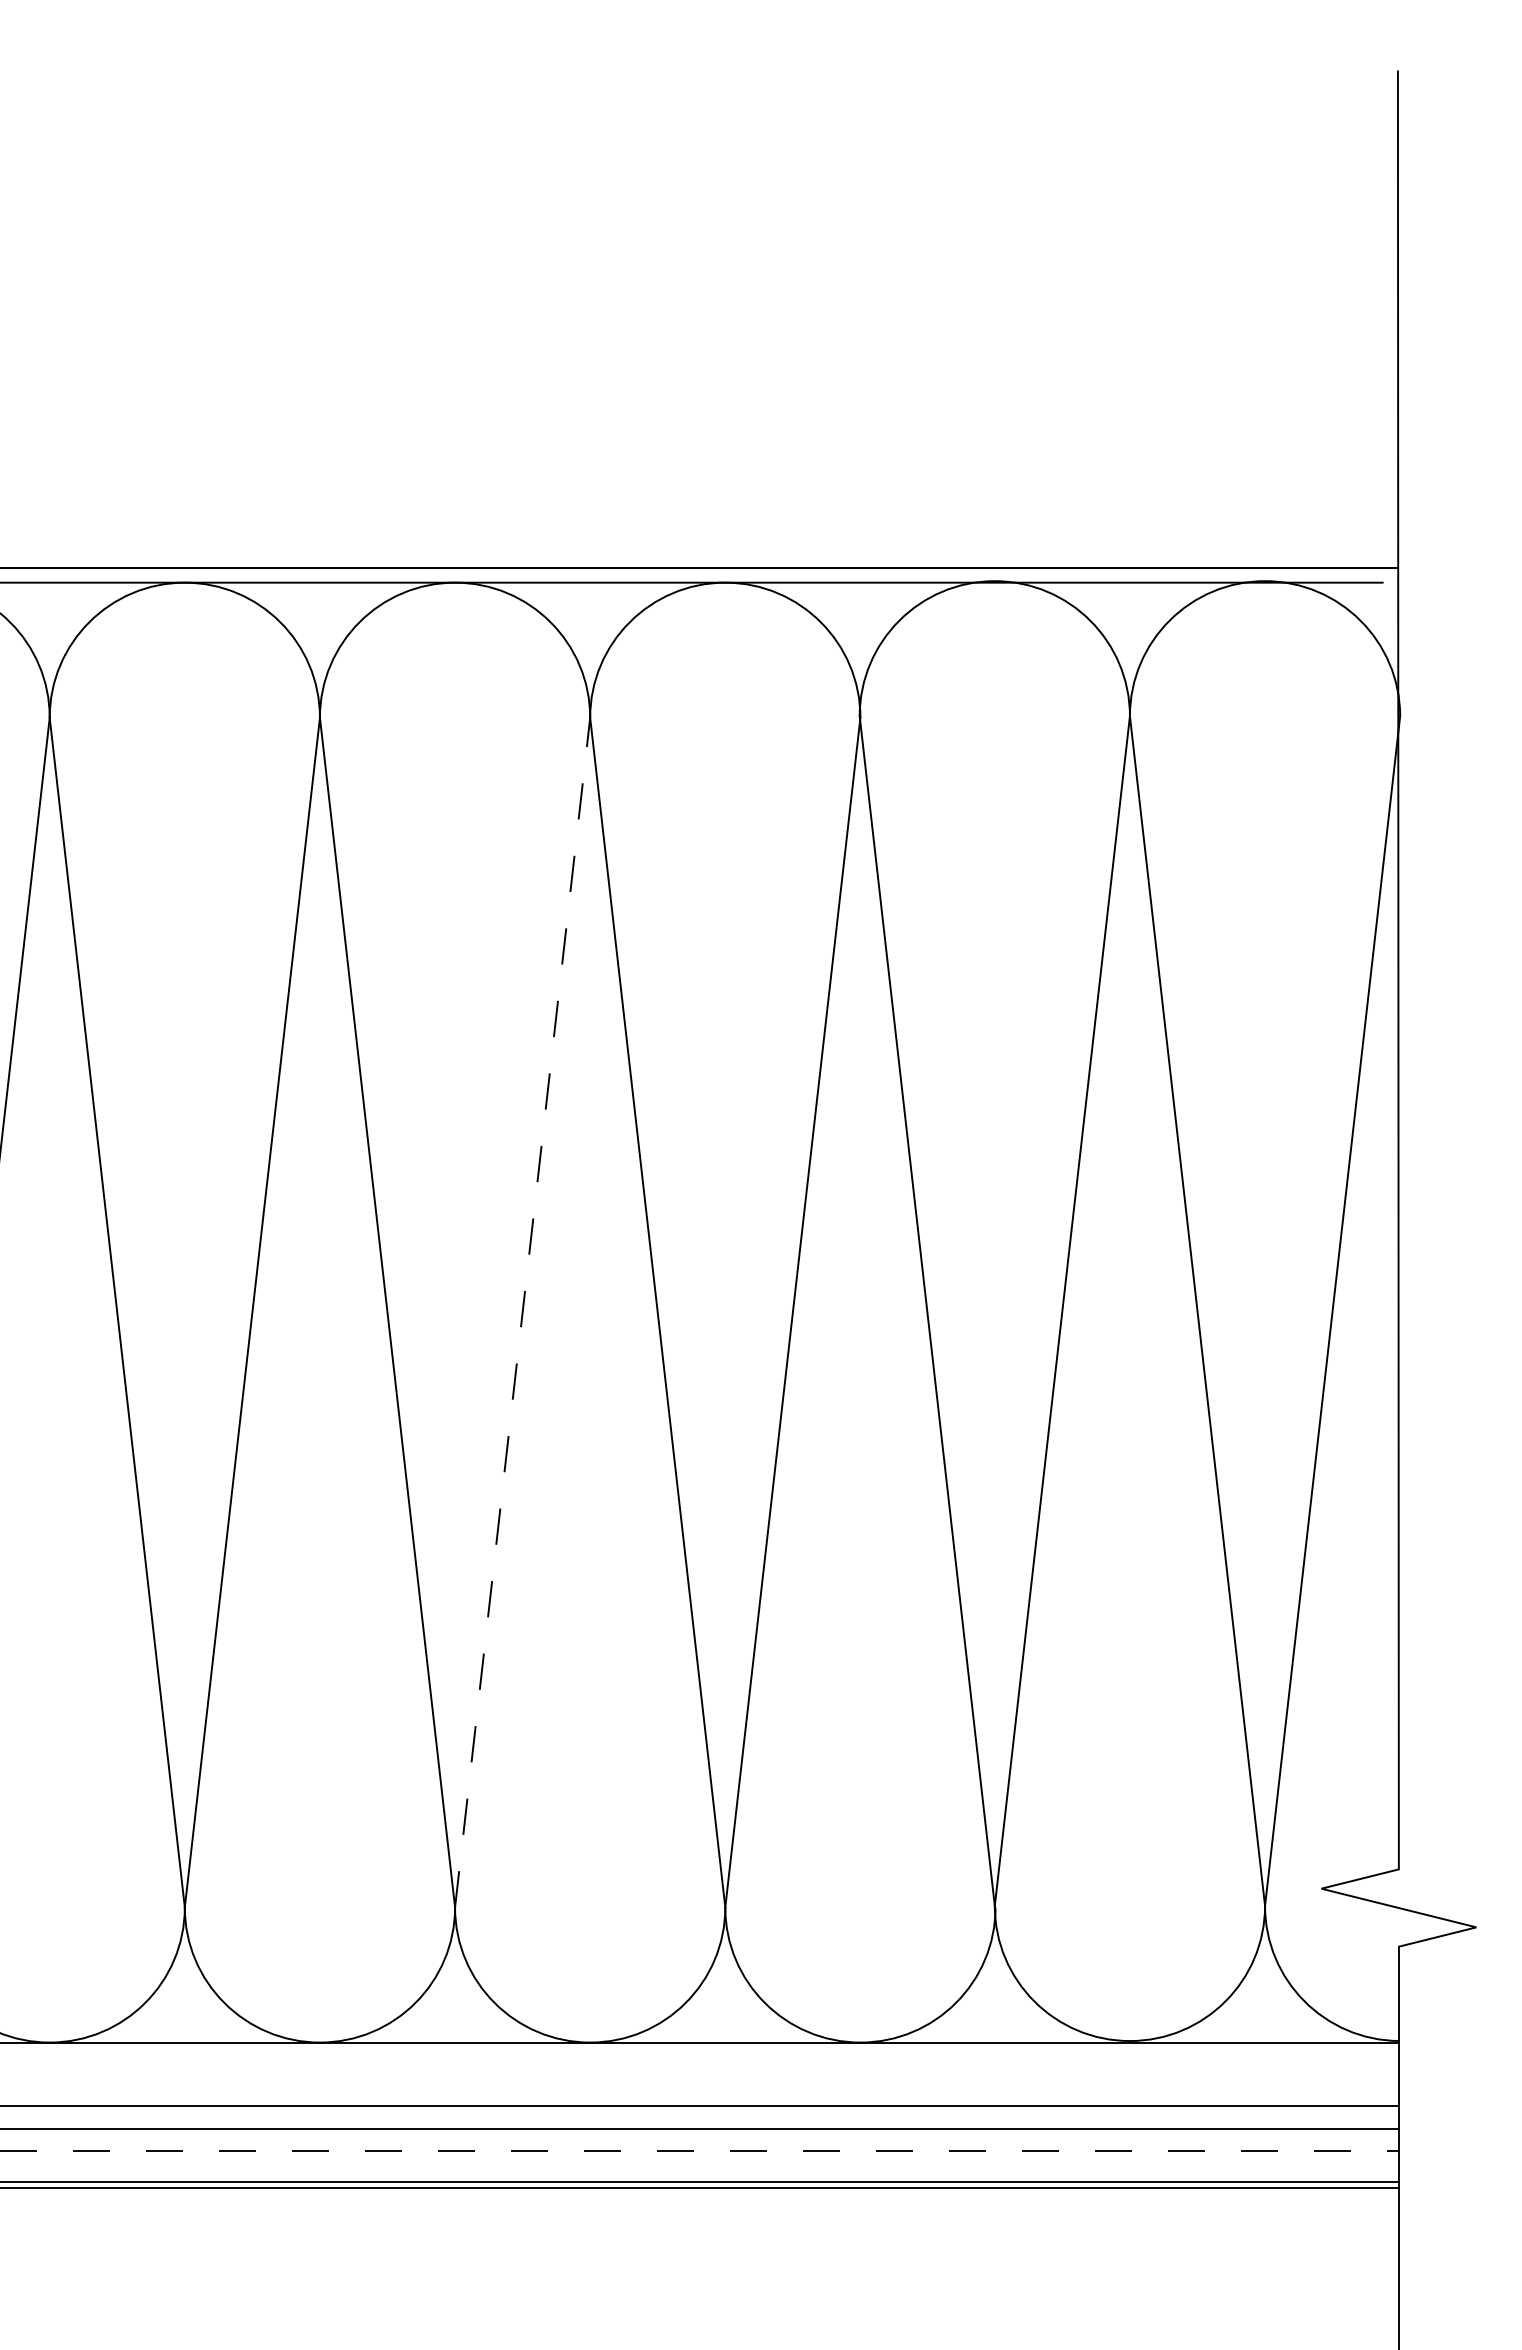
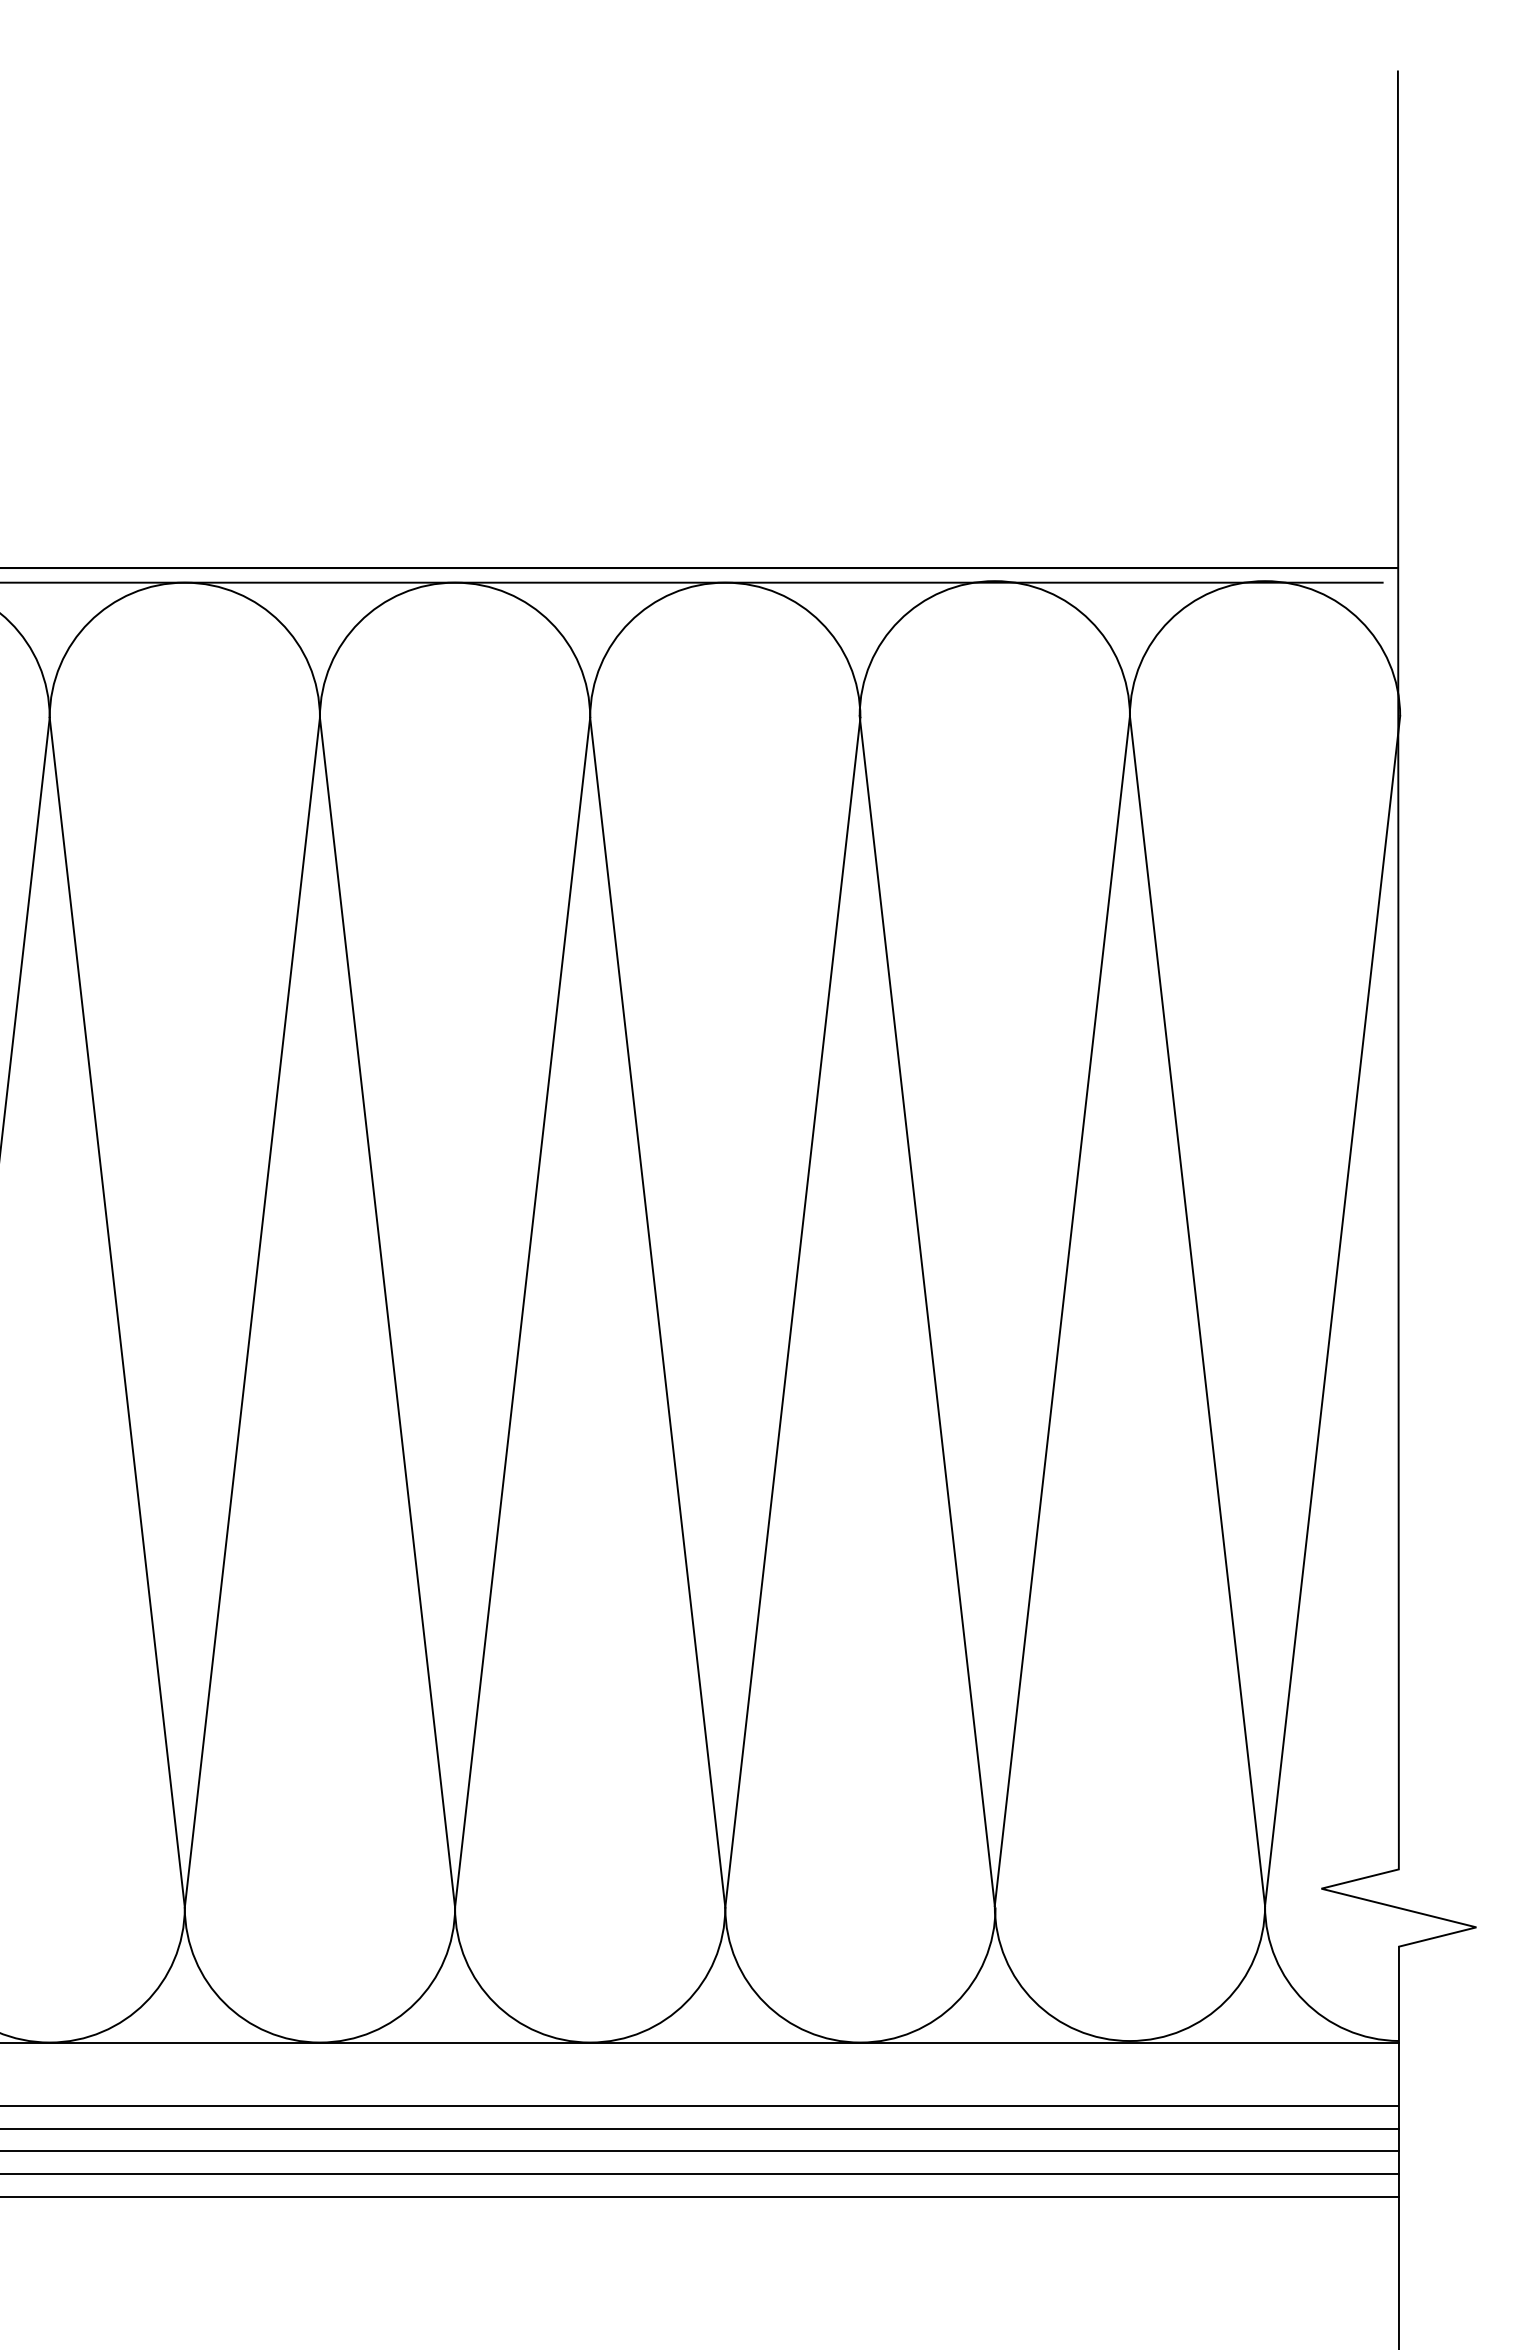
line: dashed -> solid (522, 1312)
line: dashed -> solid (700, 2151)
line position: (700, 2181) -> (700, 2196) (700, 2196)
line position: (700, 2188) -> (700, 2174) (700, 2174)
